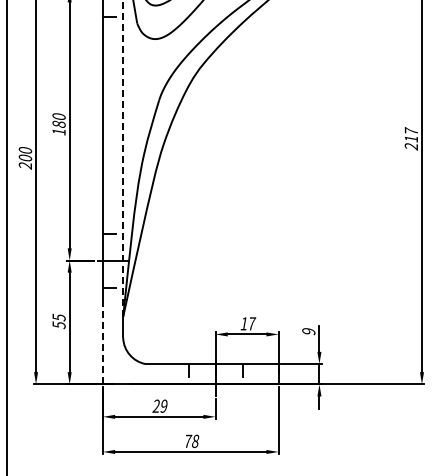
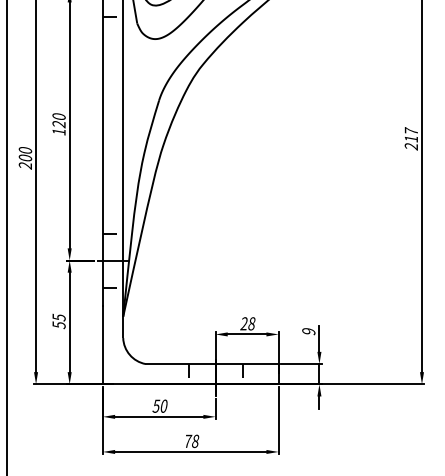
text: 180 -> 120 (58, 124)
line: dashed -> solid (123, 158)
text: 17 -> 28 (248, 323)
line: dashed -> solid (102, 344)
text: 29 -> 50 (159, 405)
